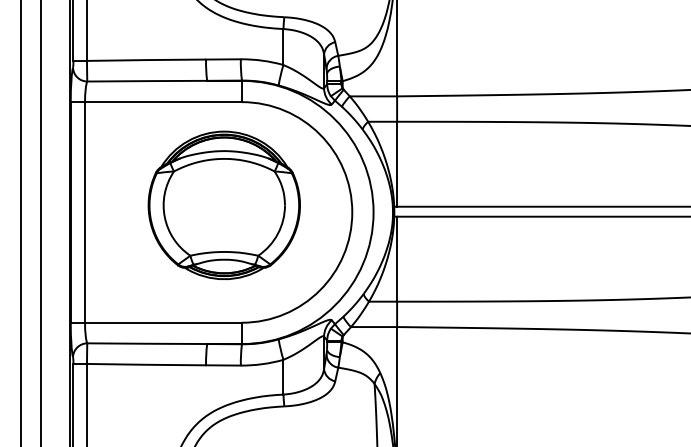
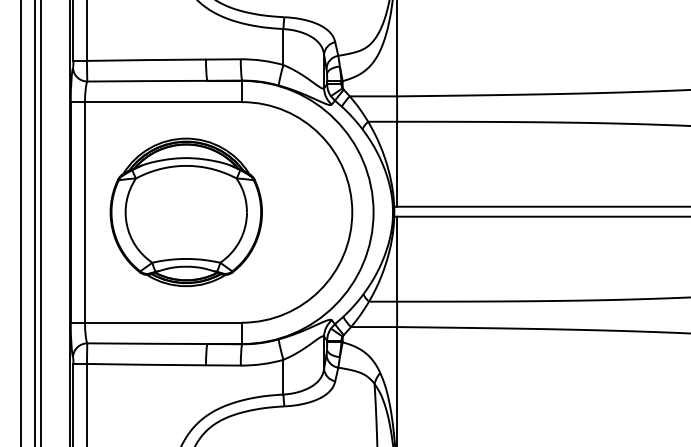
part position: (223, 204) -> (185, 211) (185, 211)
line: none -> present (34, 222)
